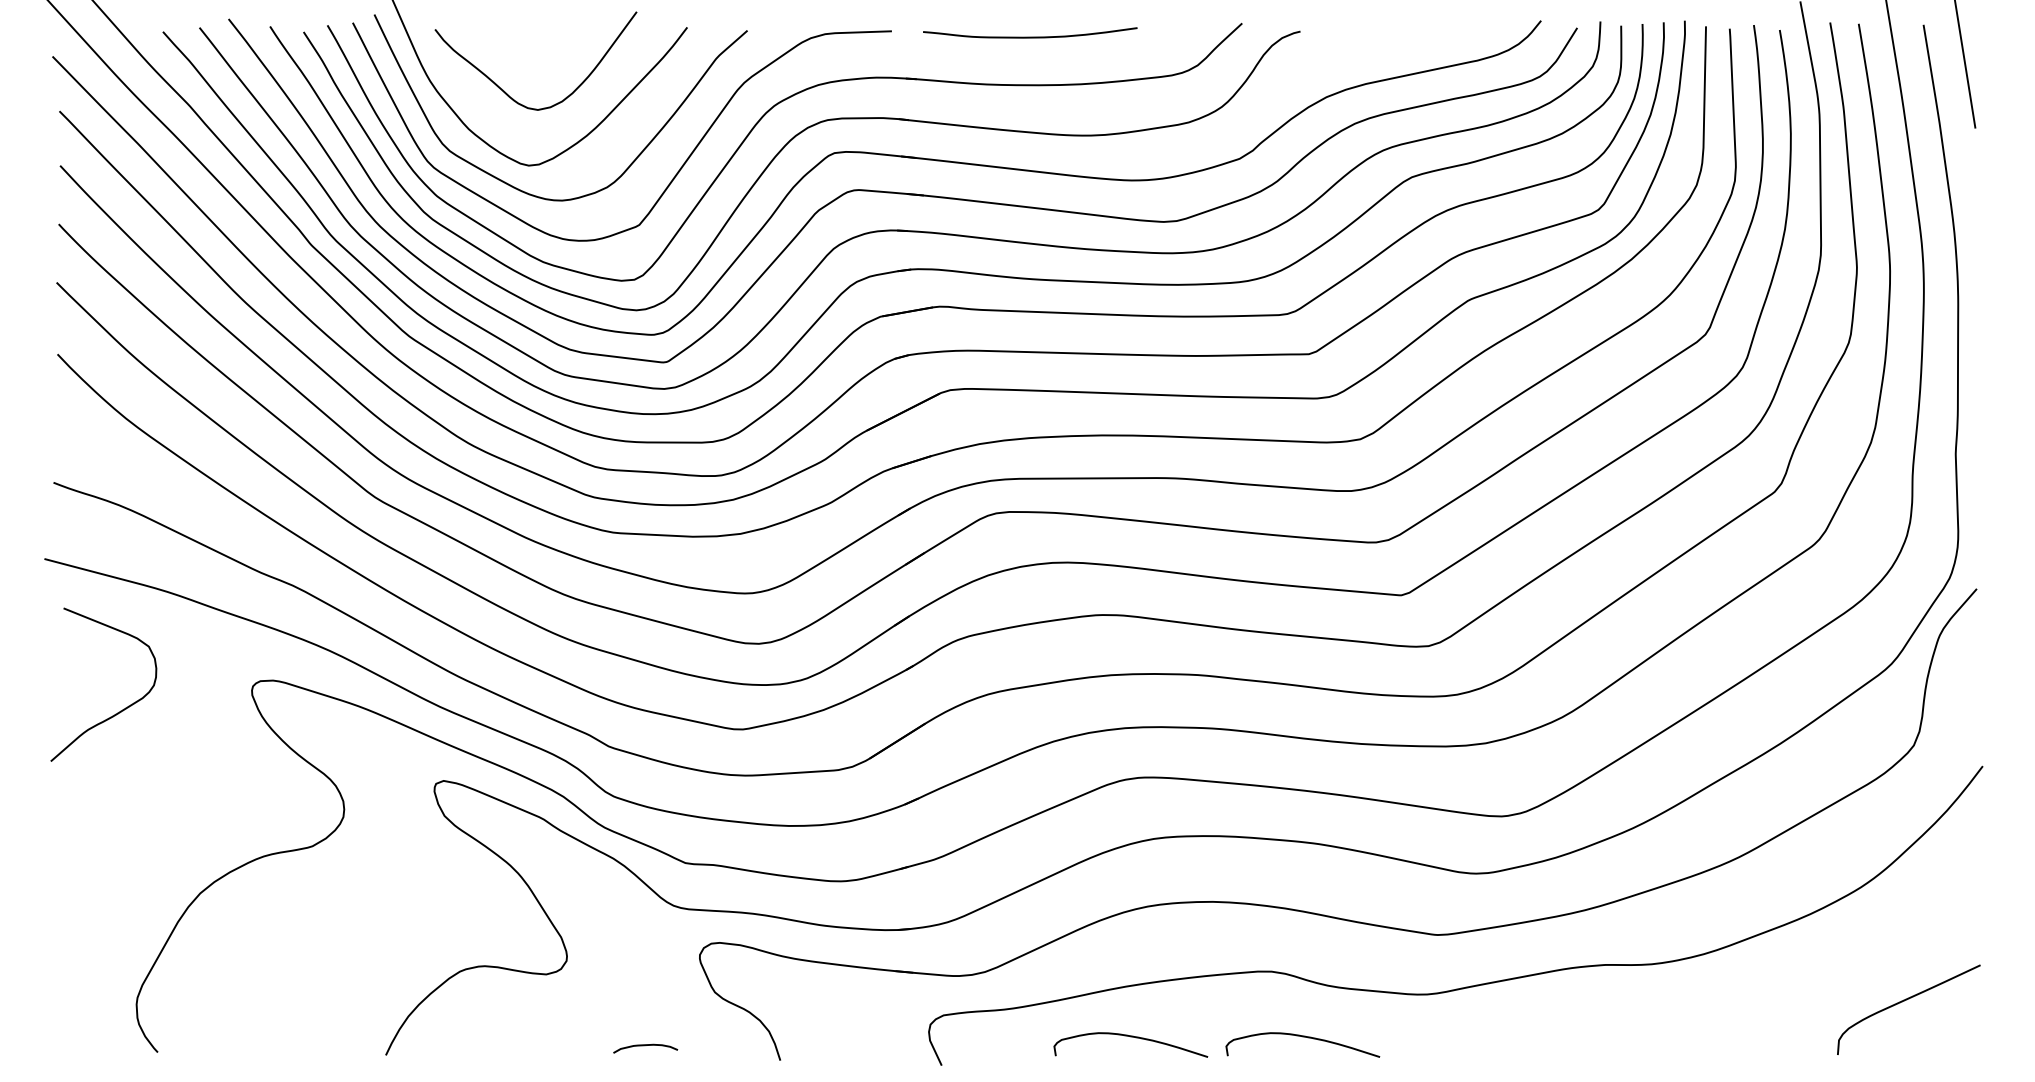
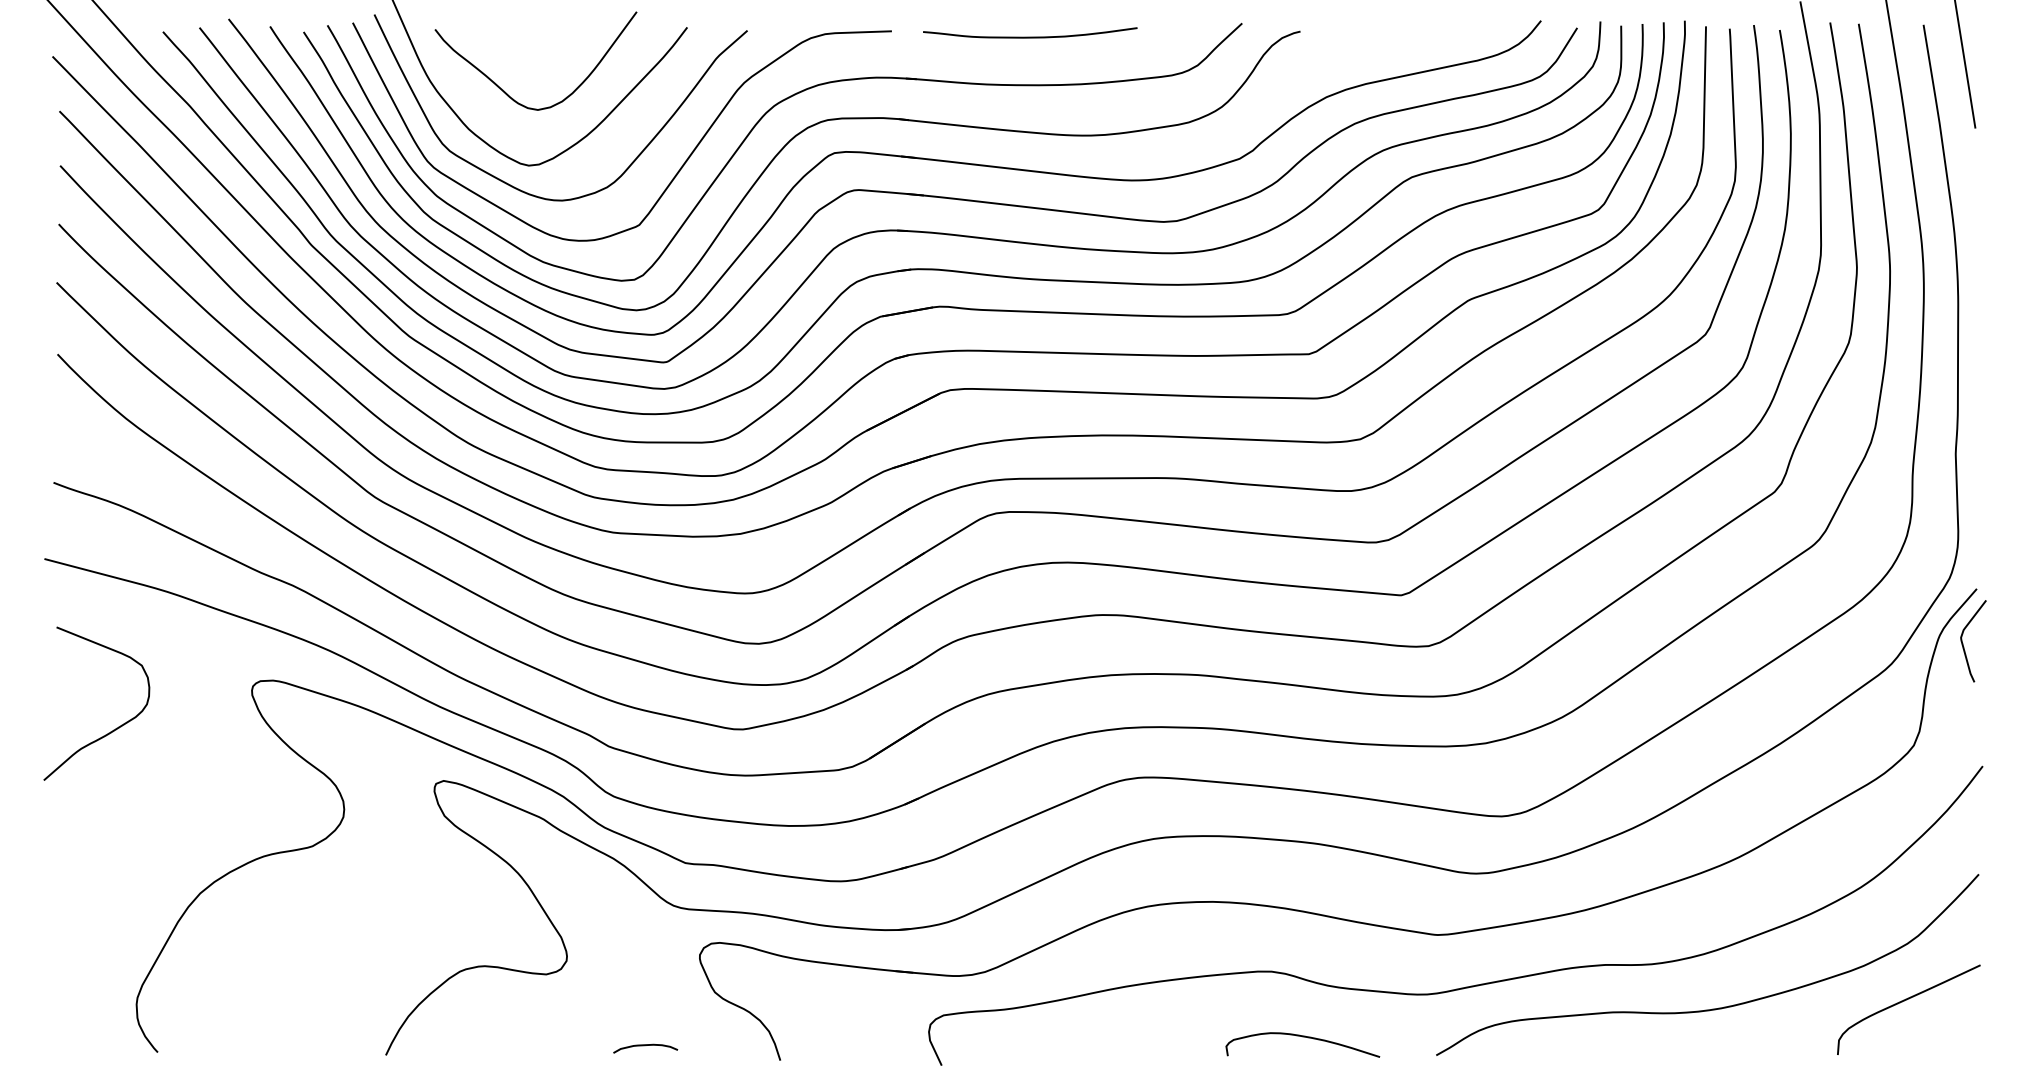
curve: none -> present (1963, 643)
curve position: (120, 710) -> (113, 729) (113, 729)
curve: none -> present (1712, 1008)
curve: present -> none (1130, 1037)
